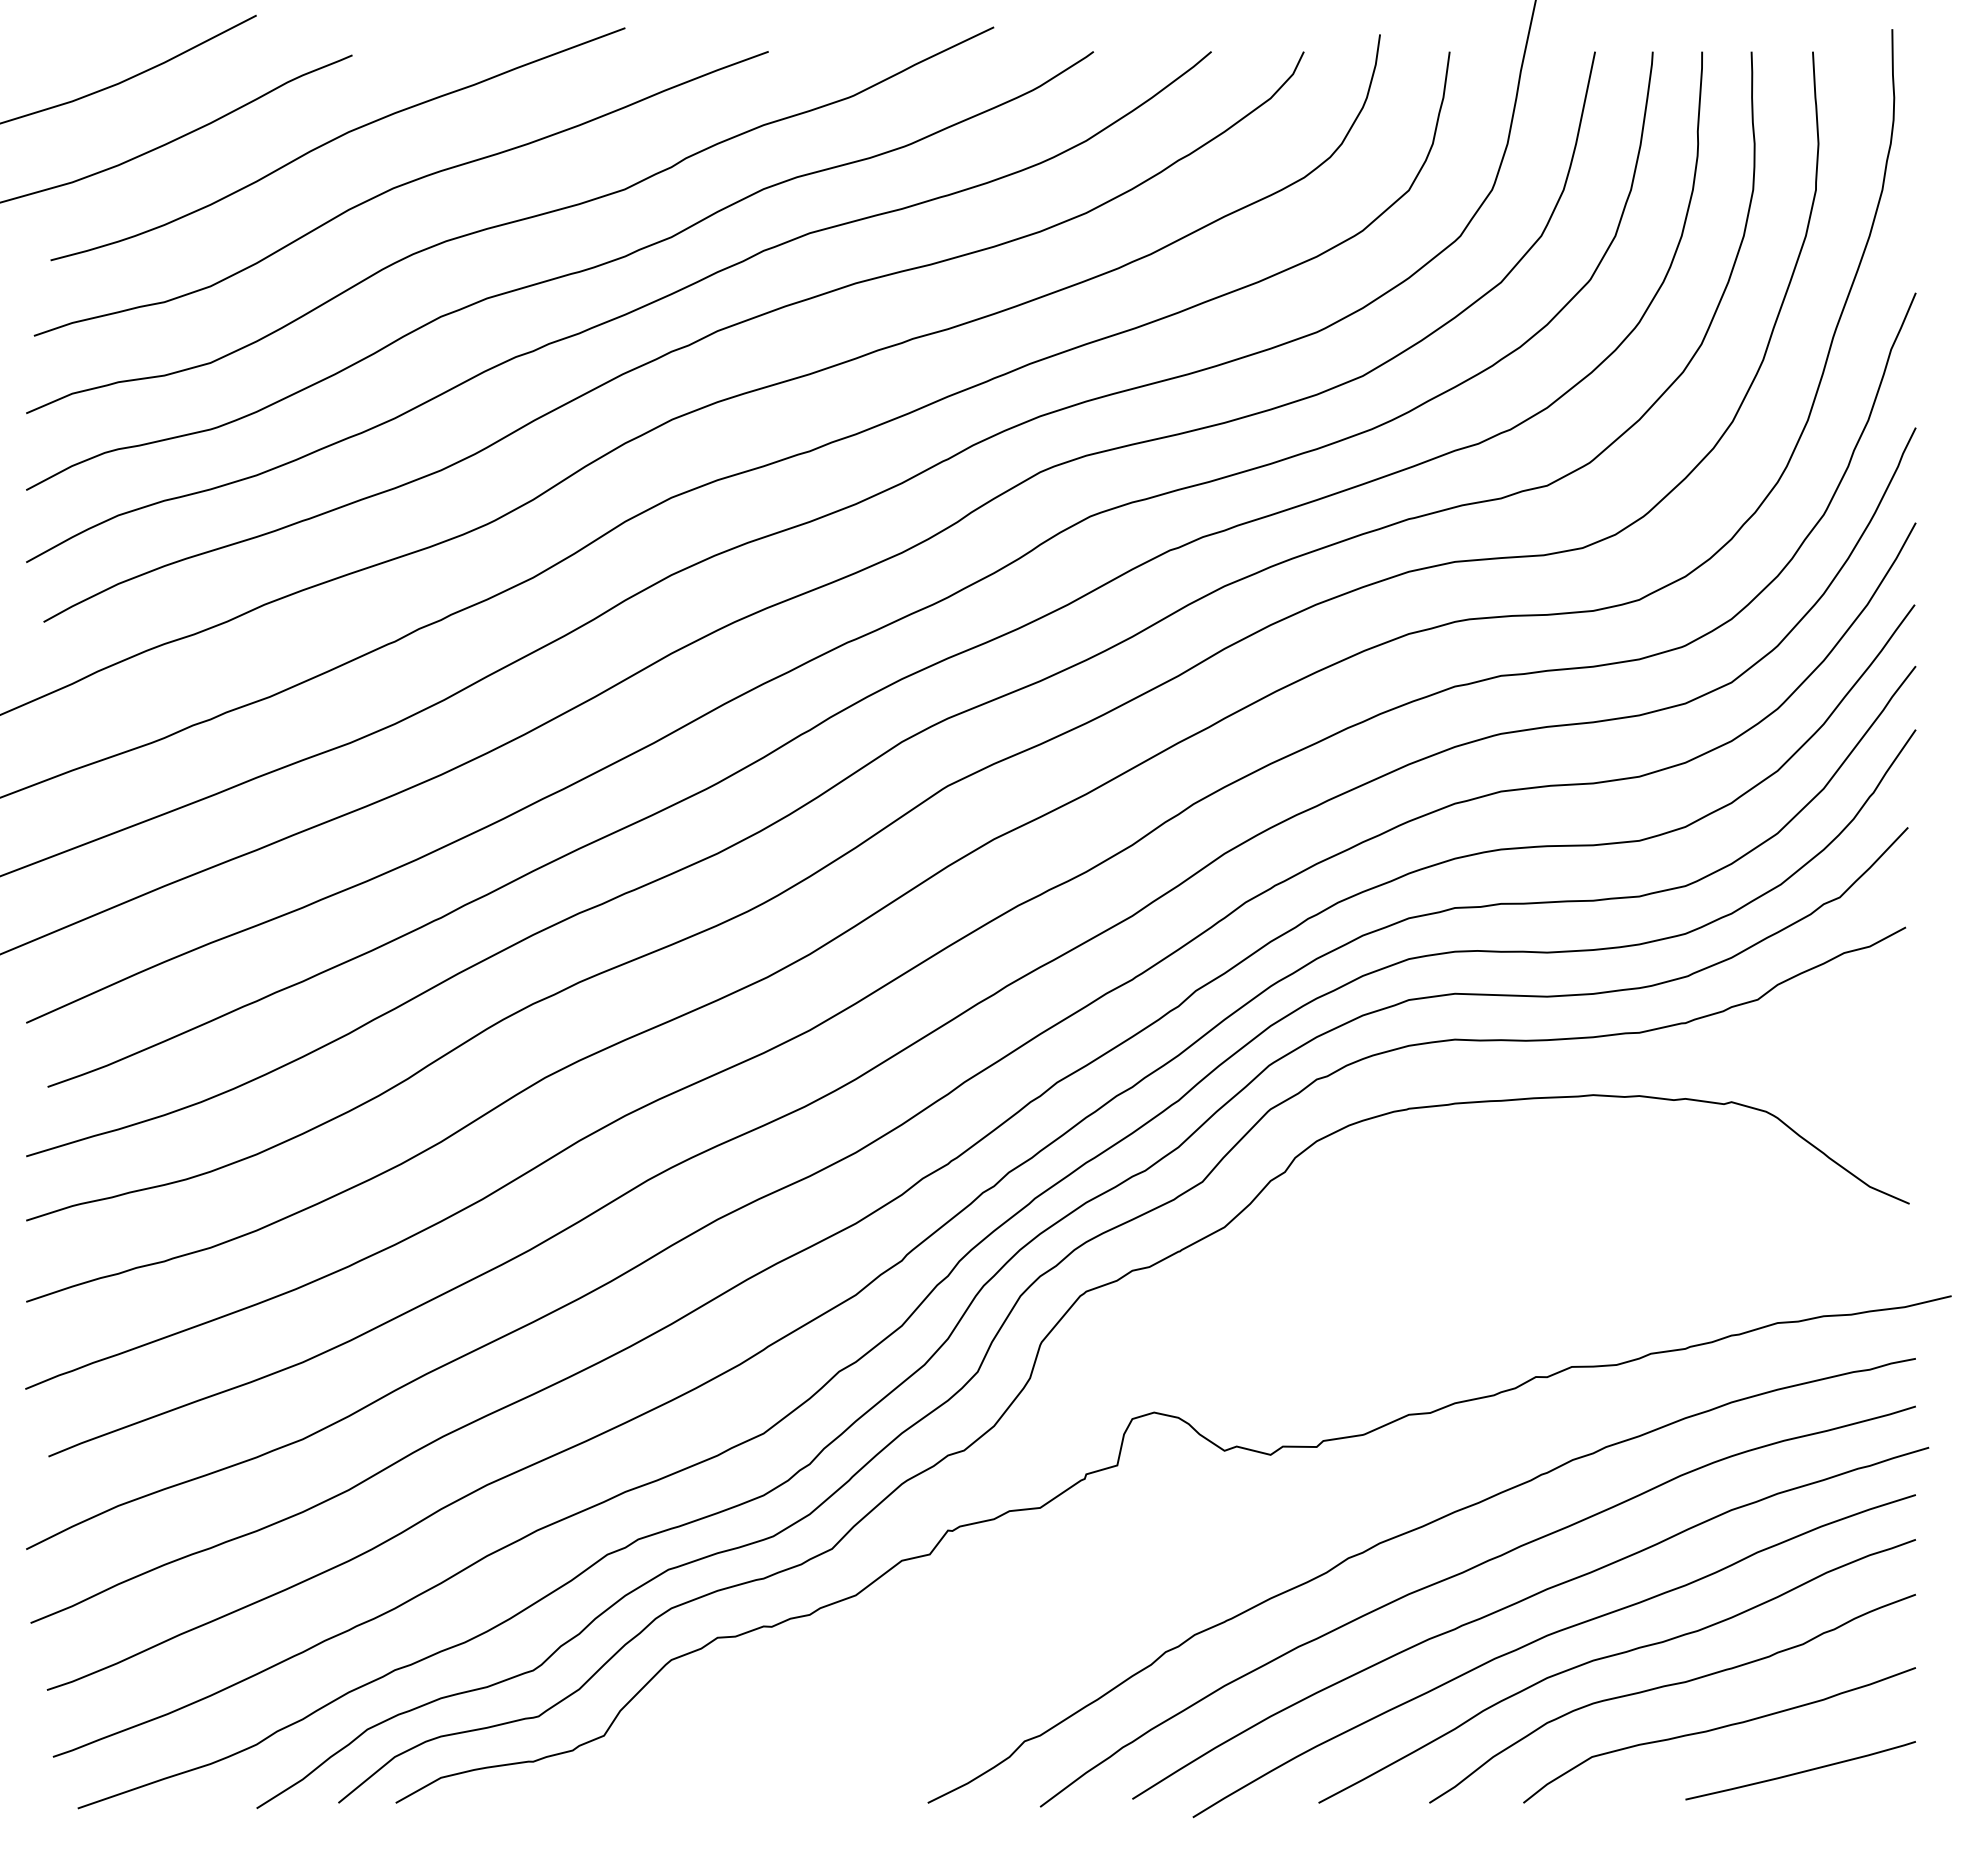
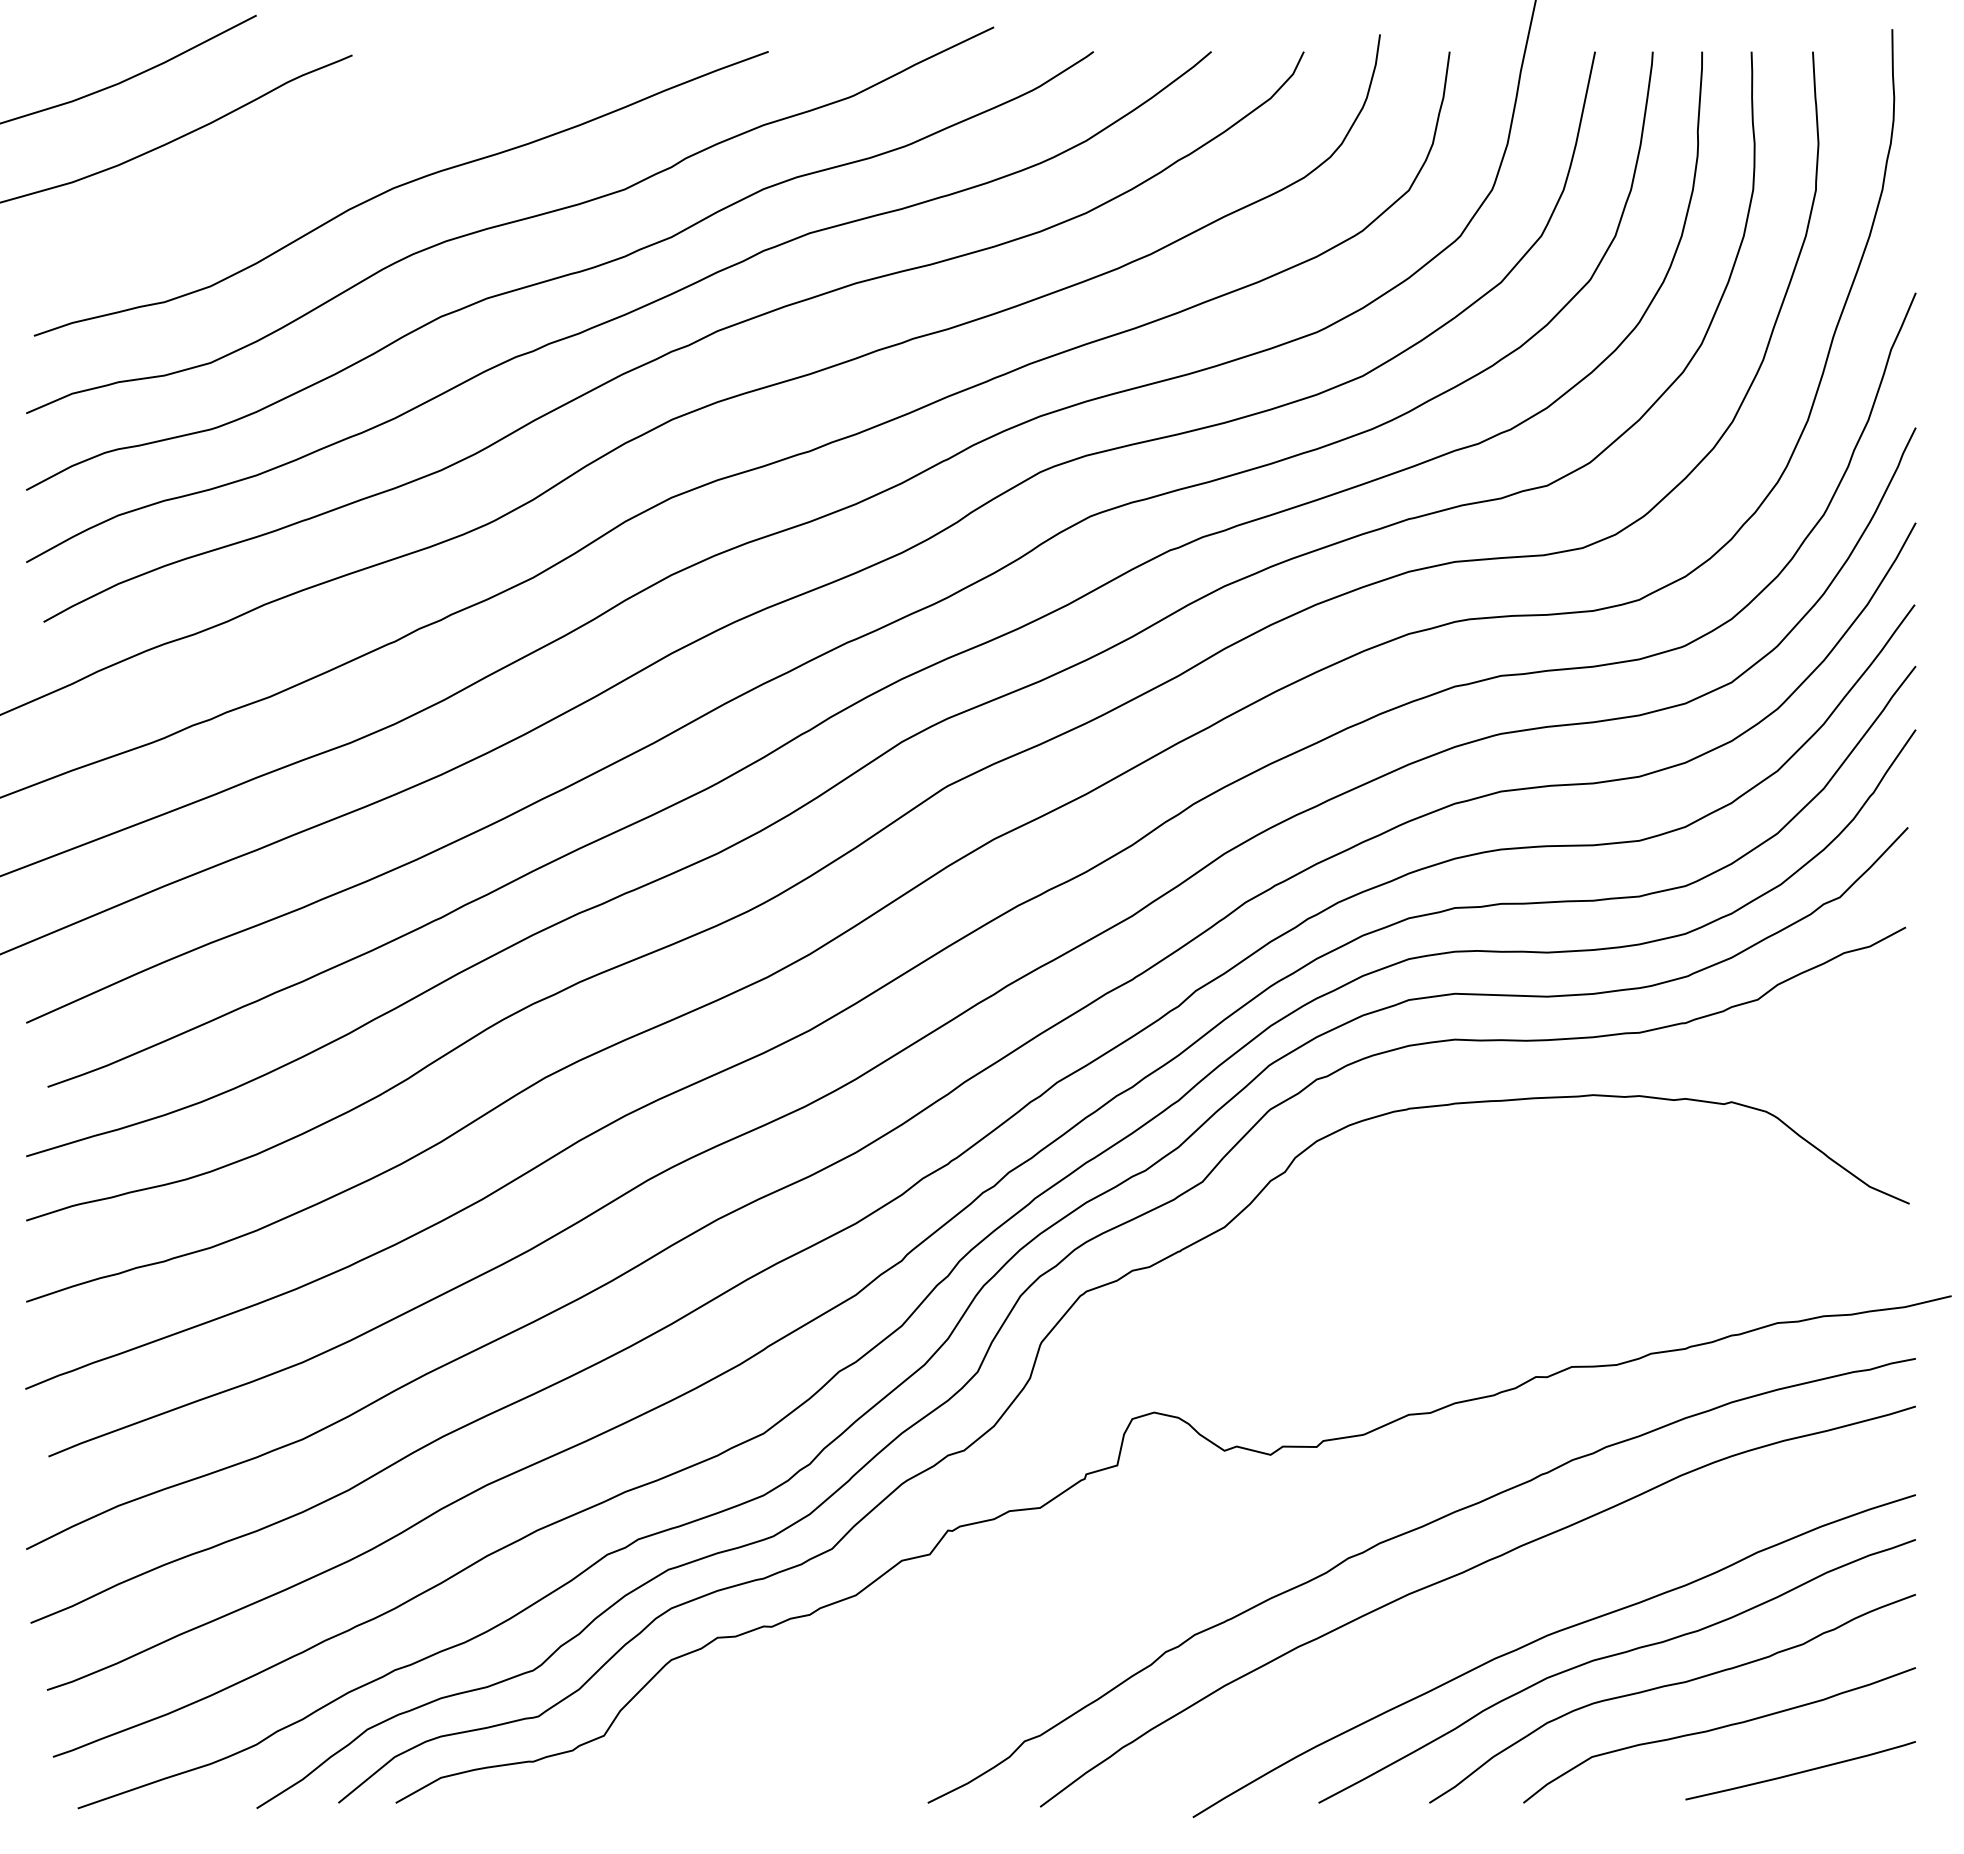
curve: present -> none (334, 140)
curve: present -> none (1520, 1602)
